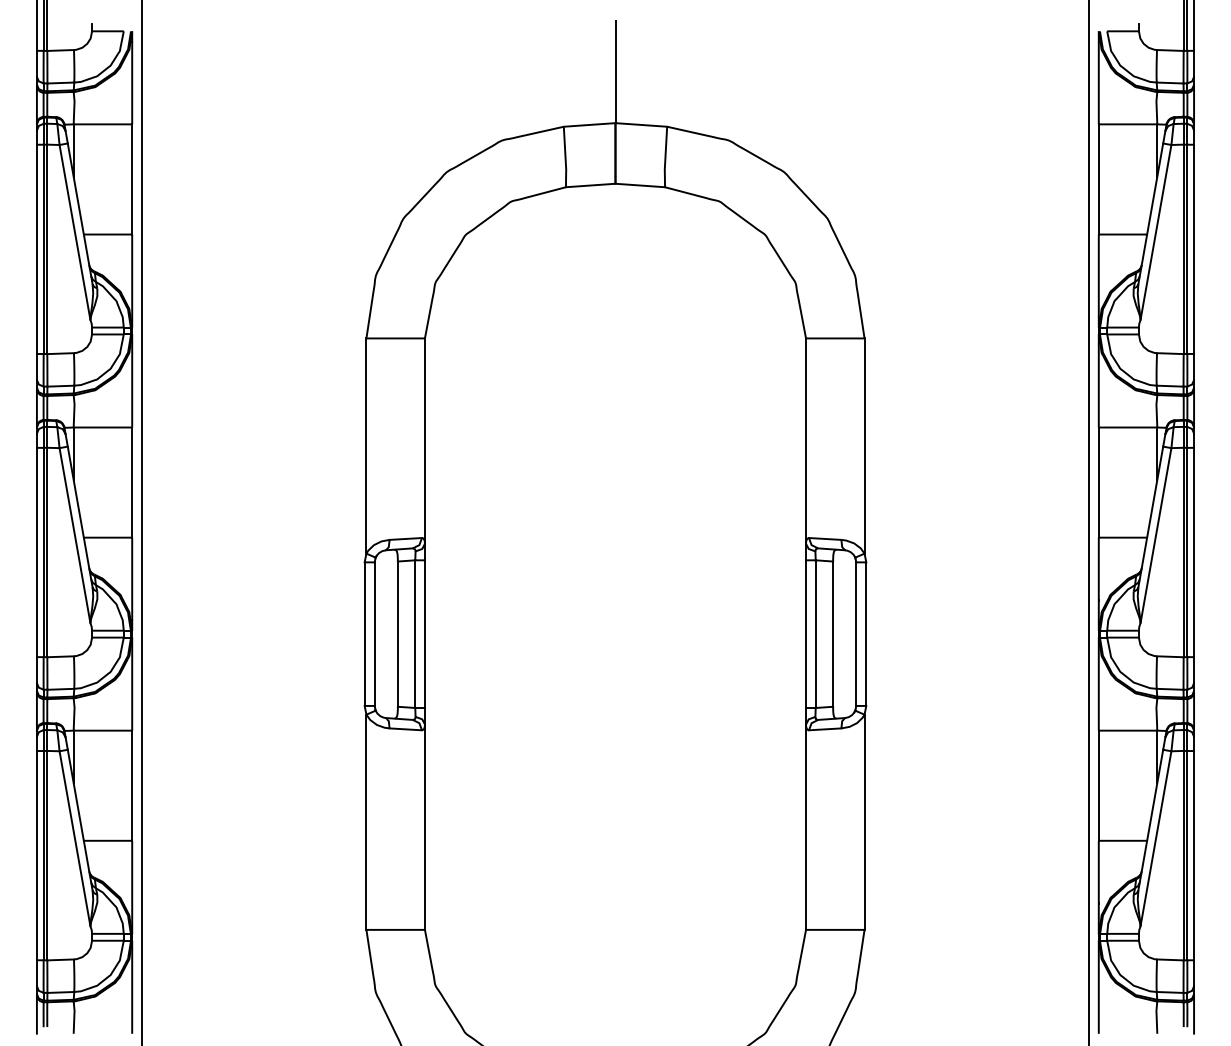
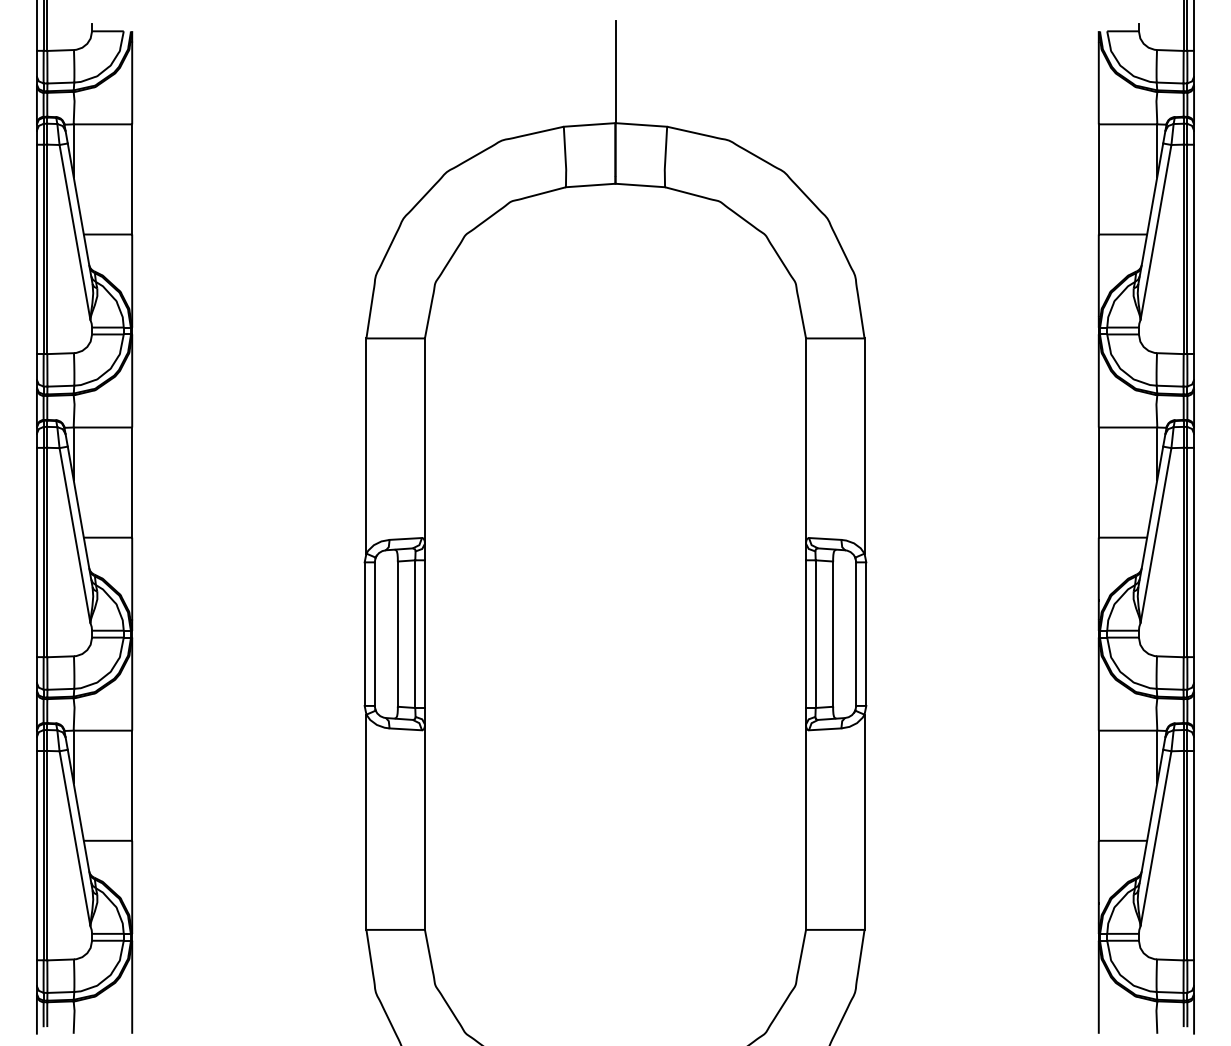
line: present -> none (142, 522)
line: present -> none (1088, 522)
